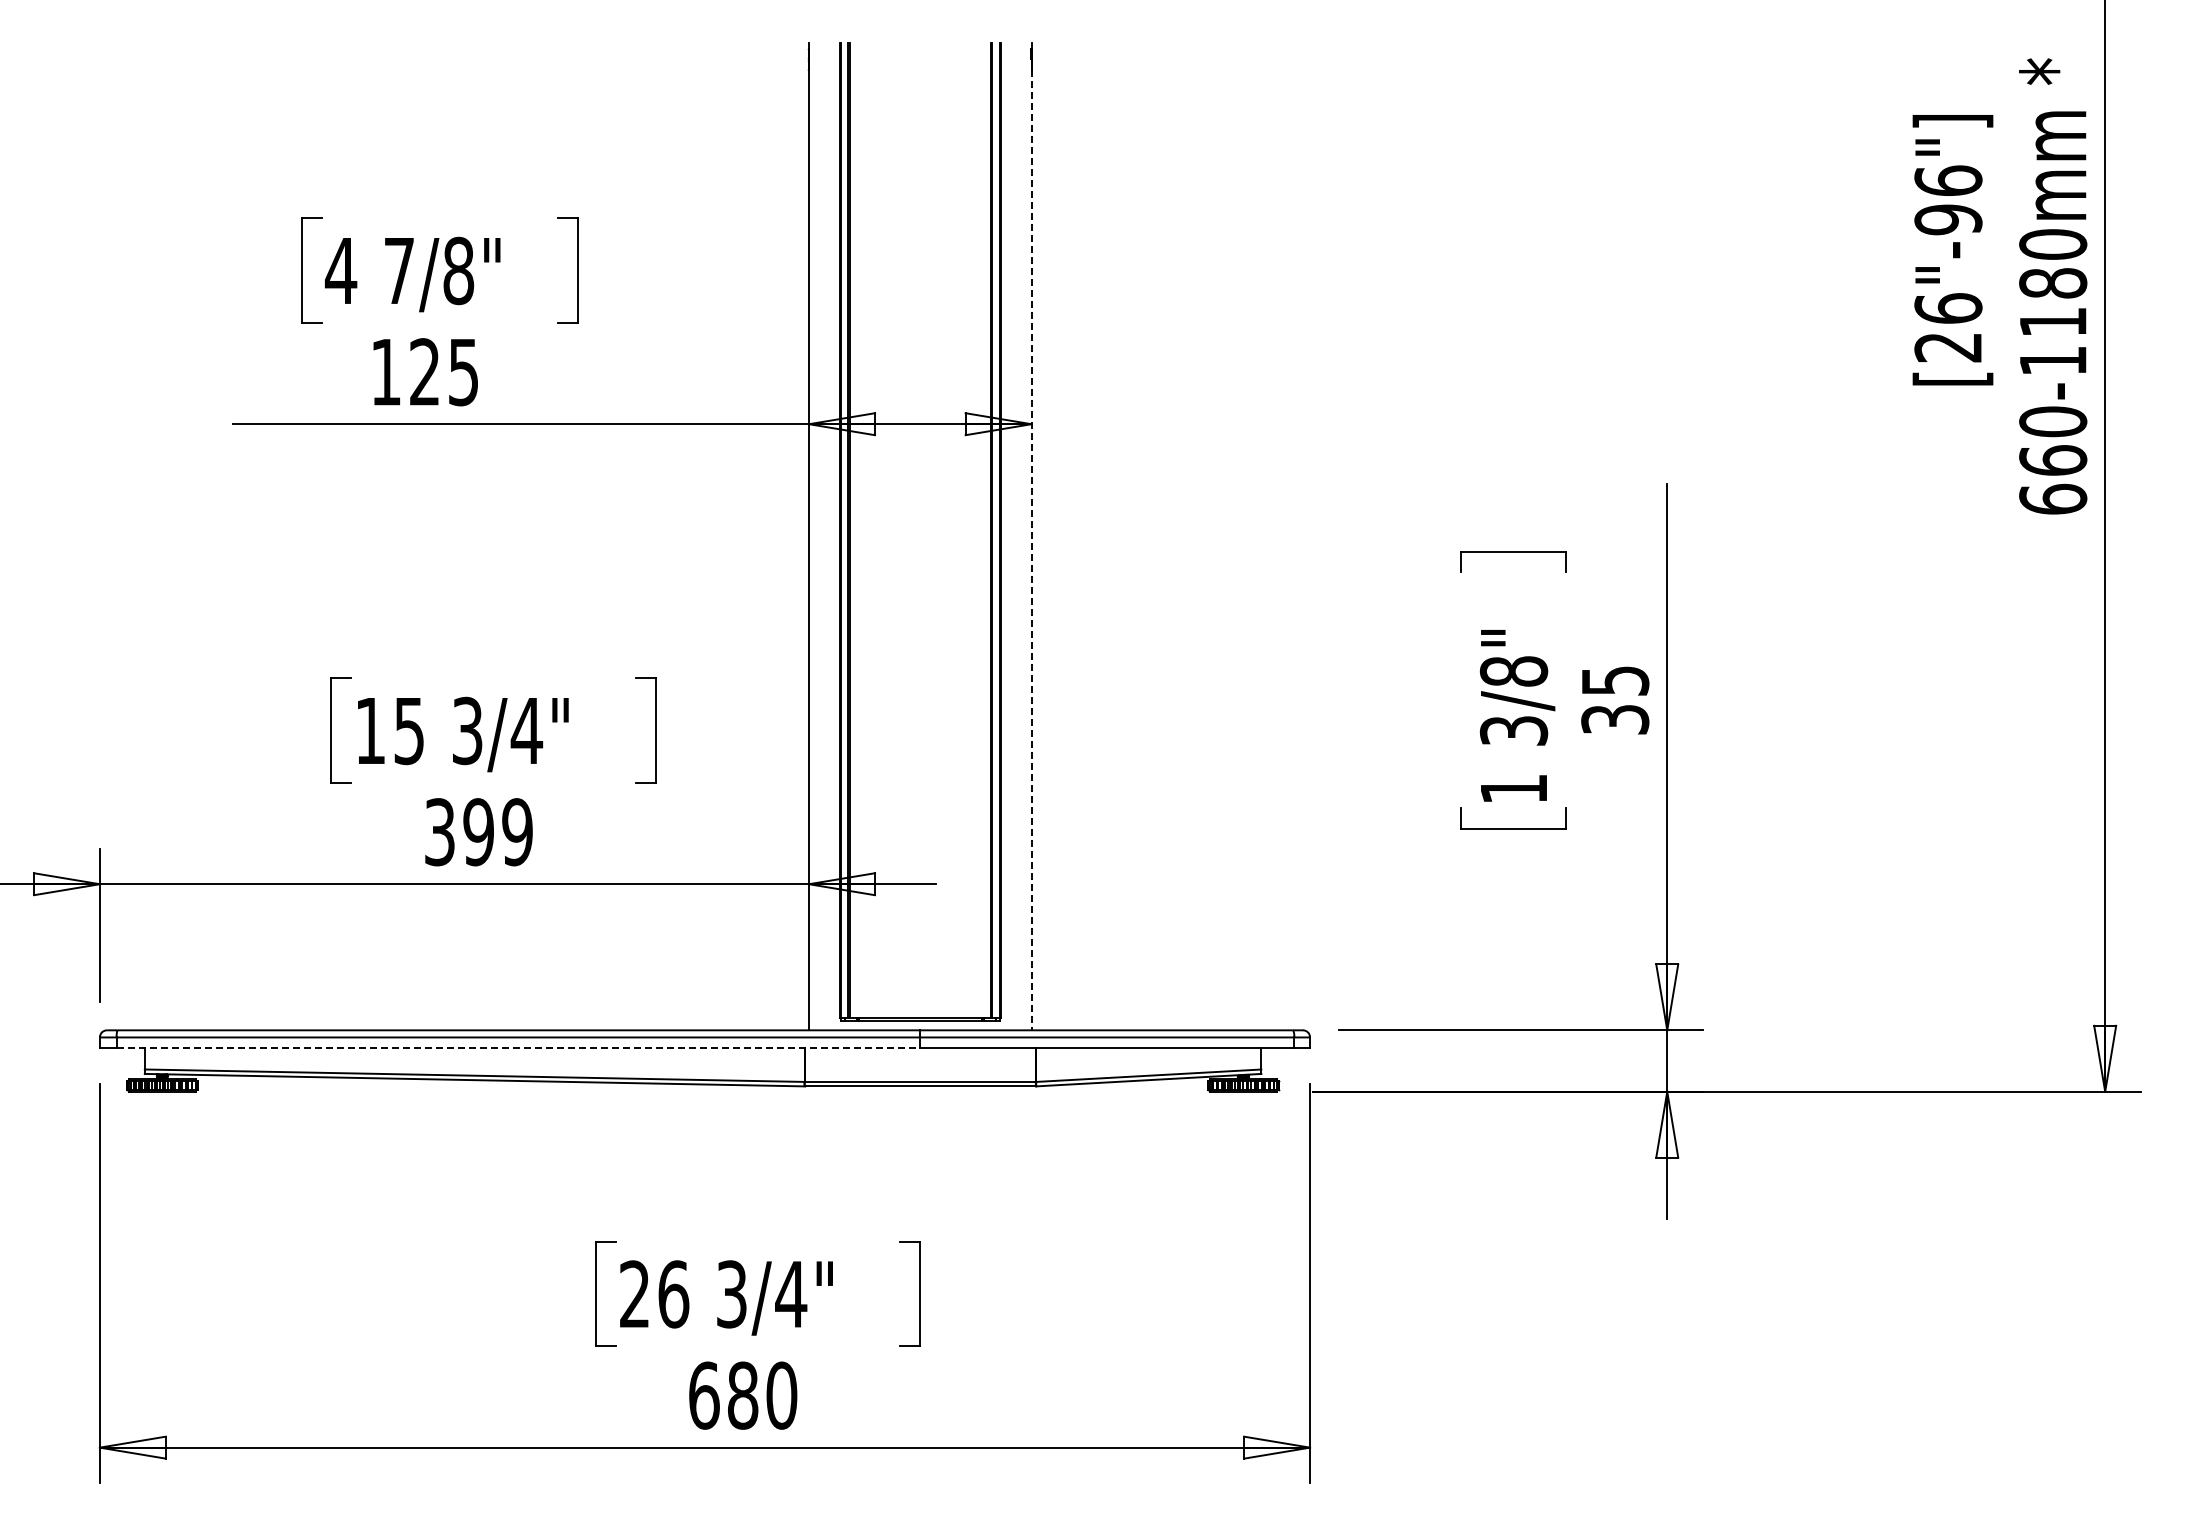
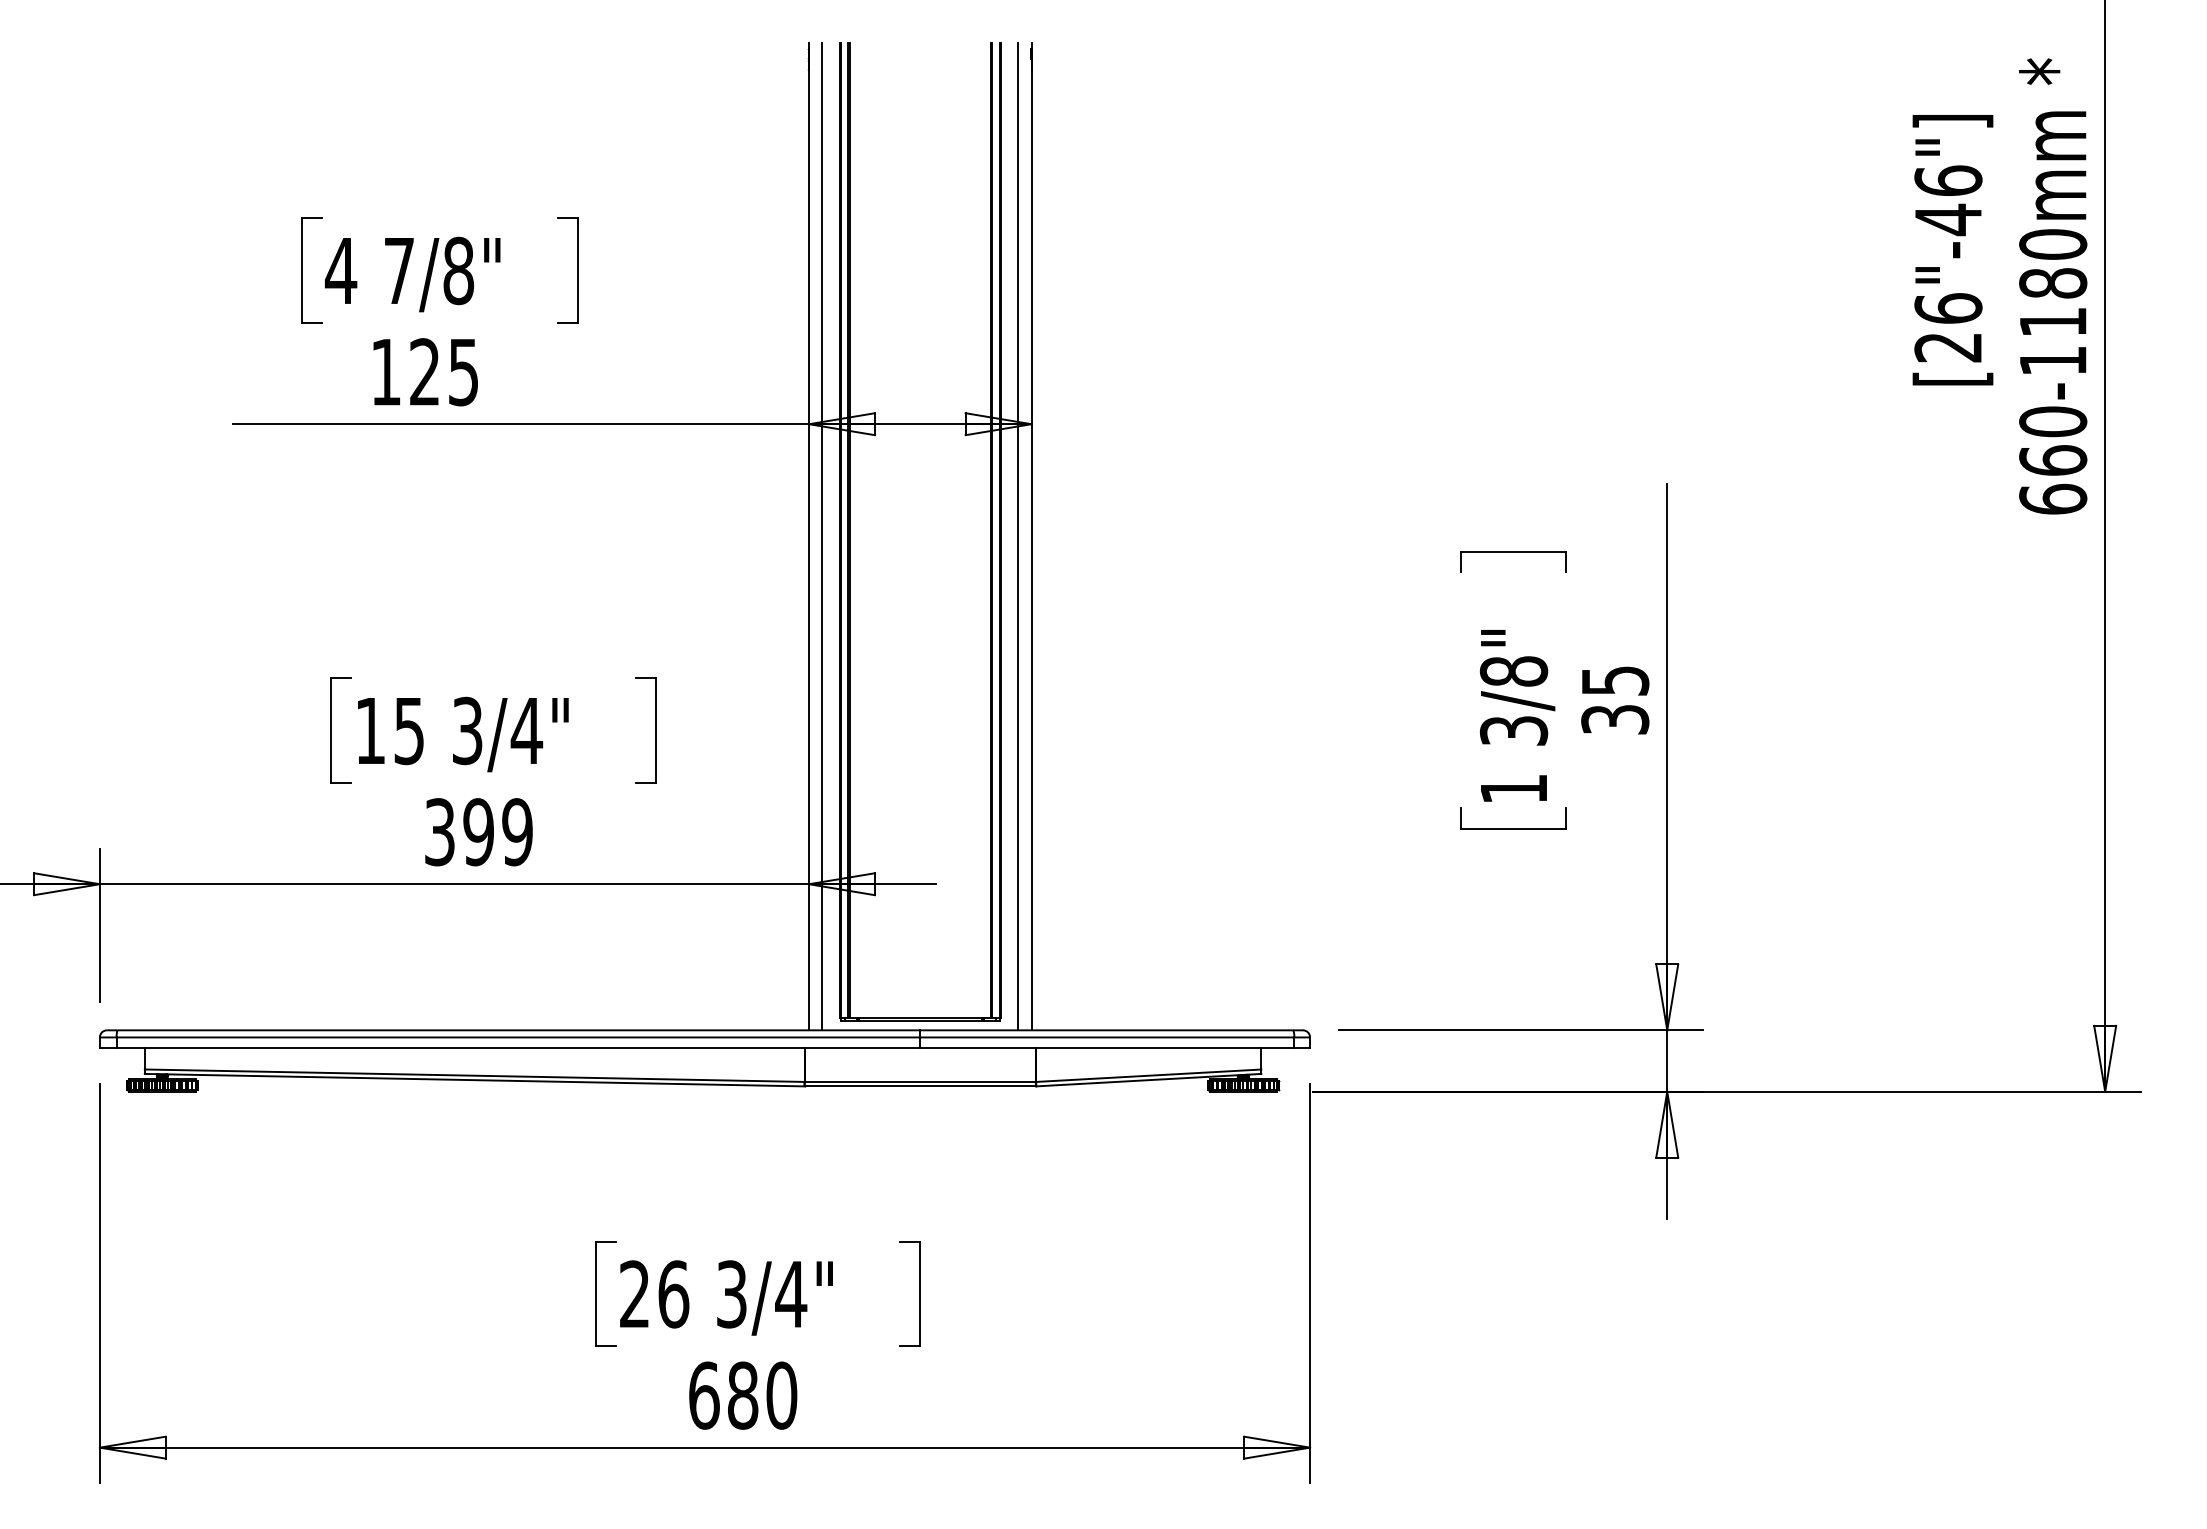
text: [26"-96"] -> [26"-46"] (1948, 219)
line: none -> present (822, 536)
line: none -> present (1018, 536)
line: dashed -> solid (1031, 544)
line: dashed -> solid (518, 1048)
